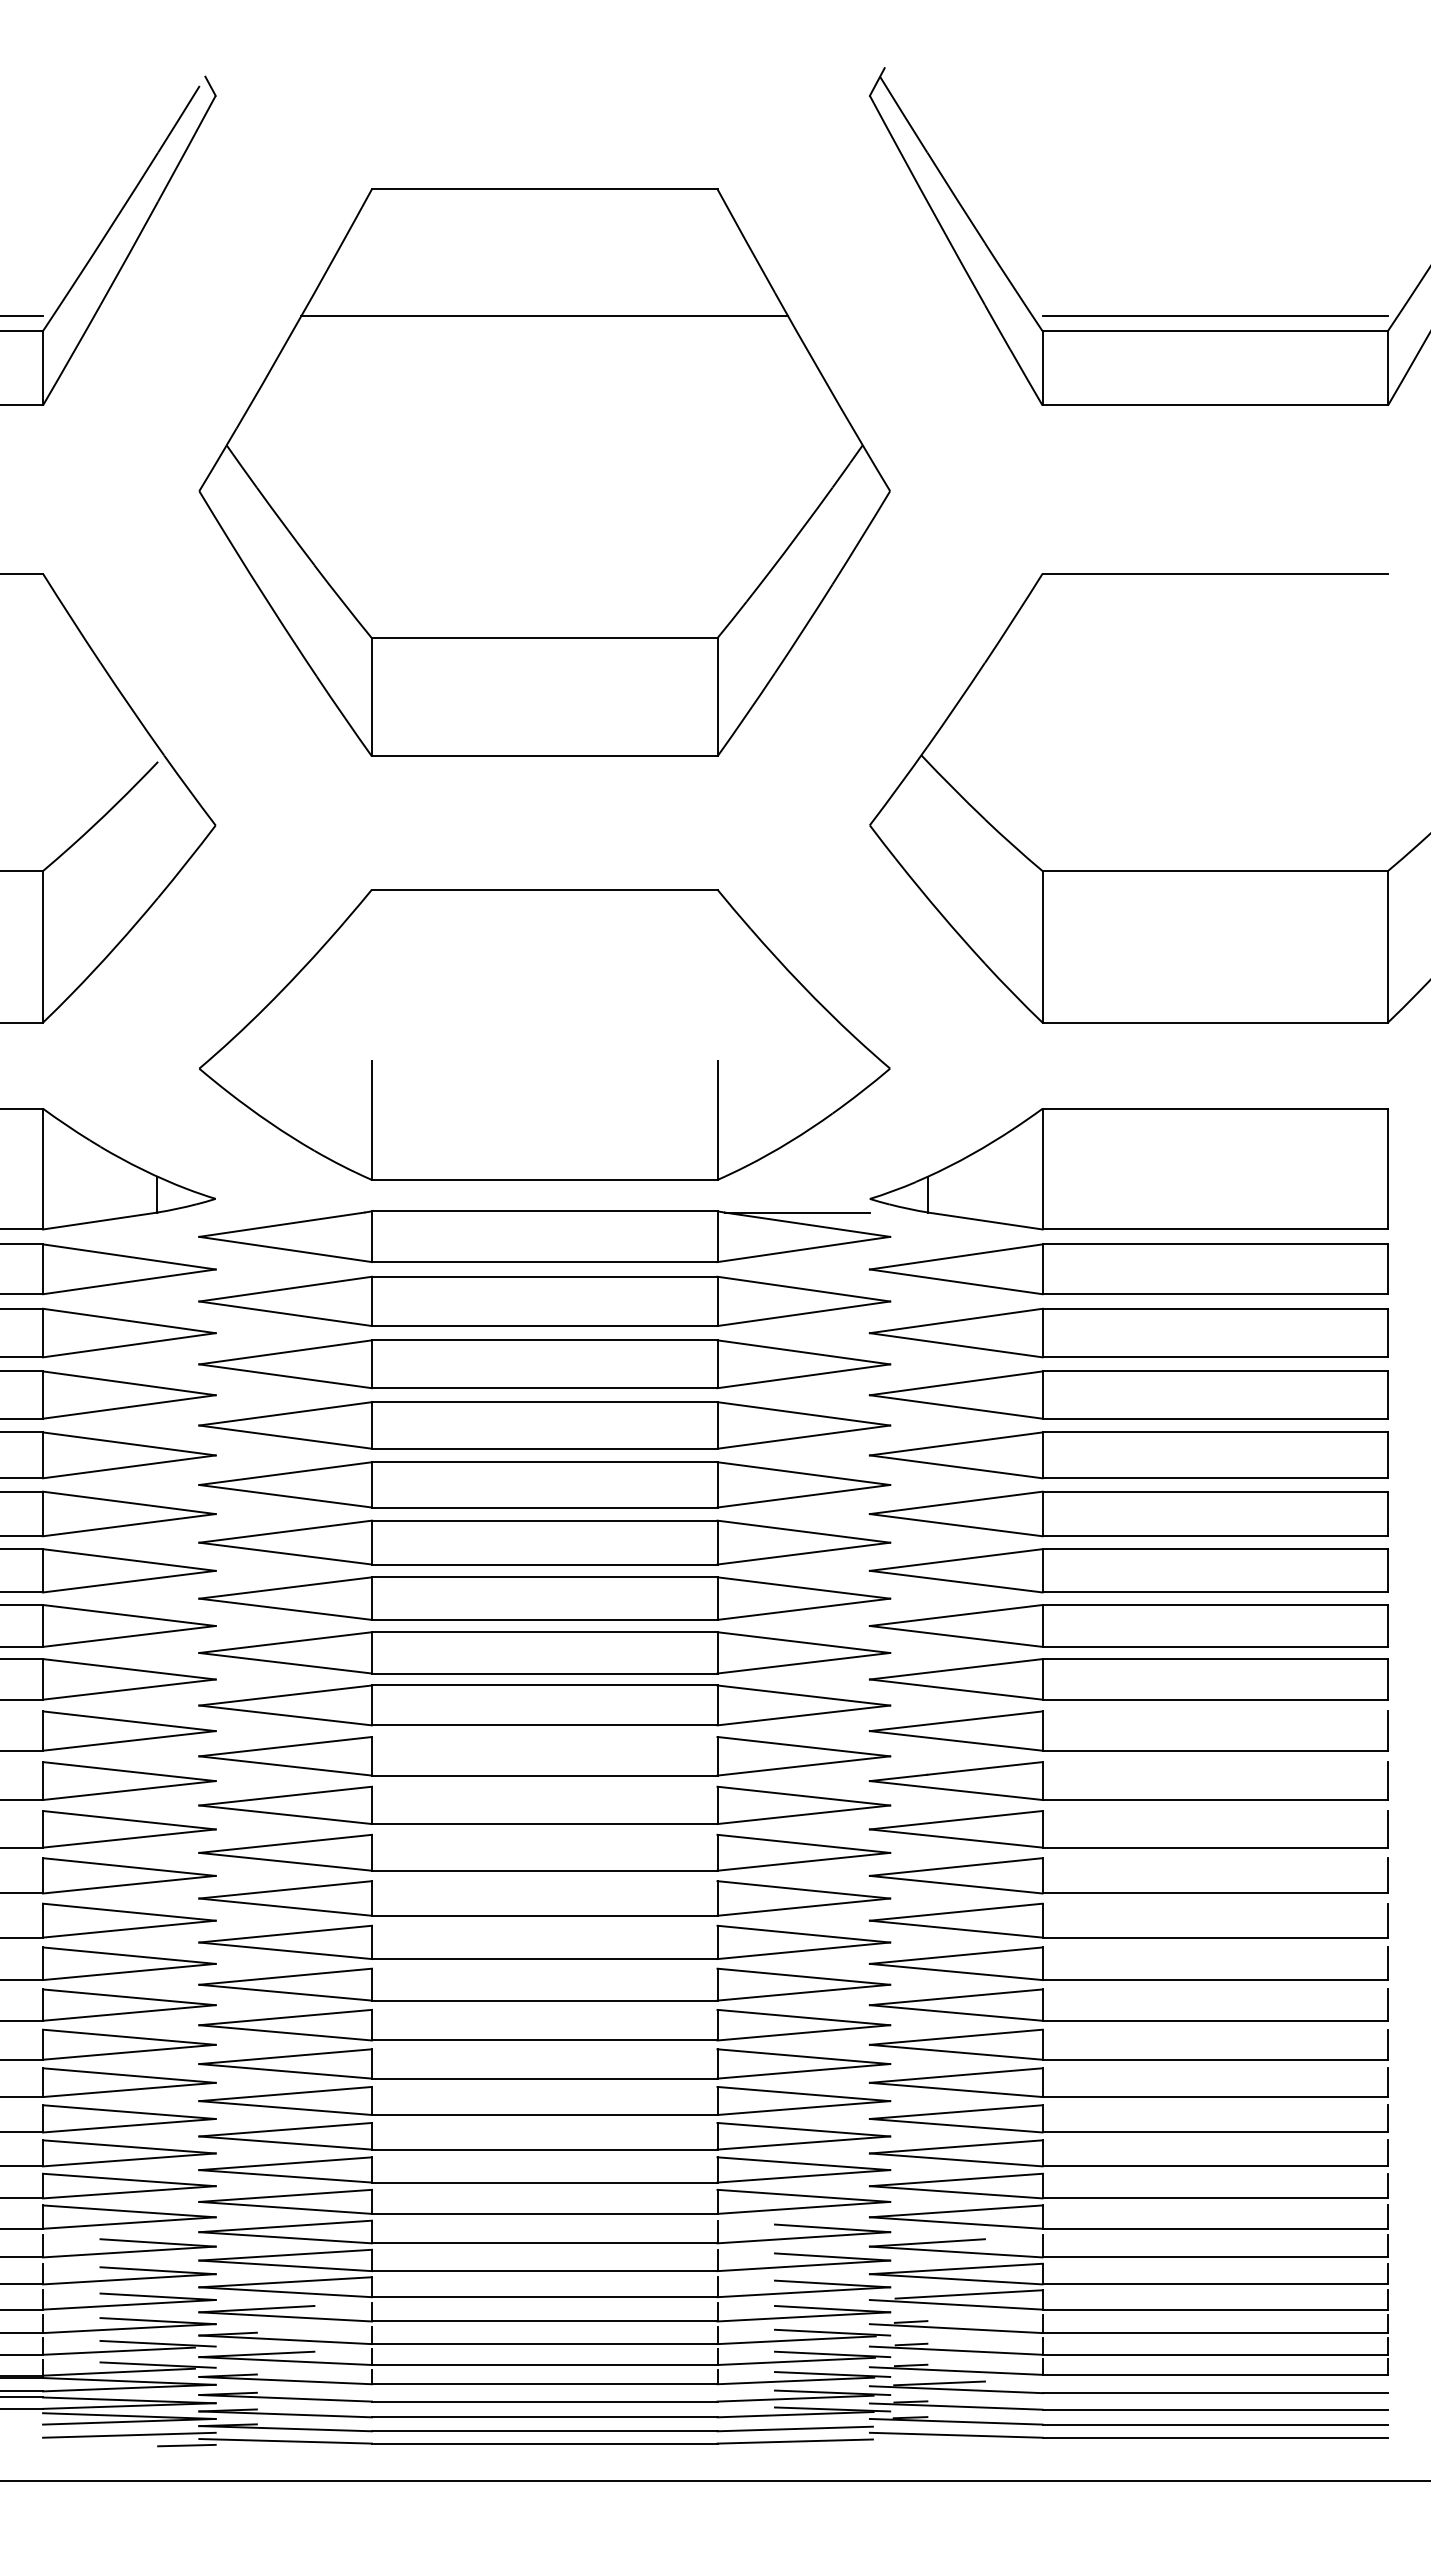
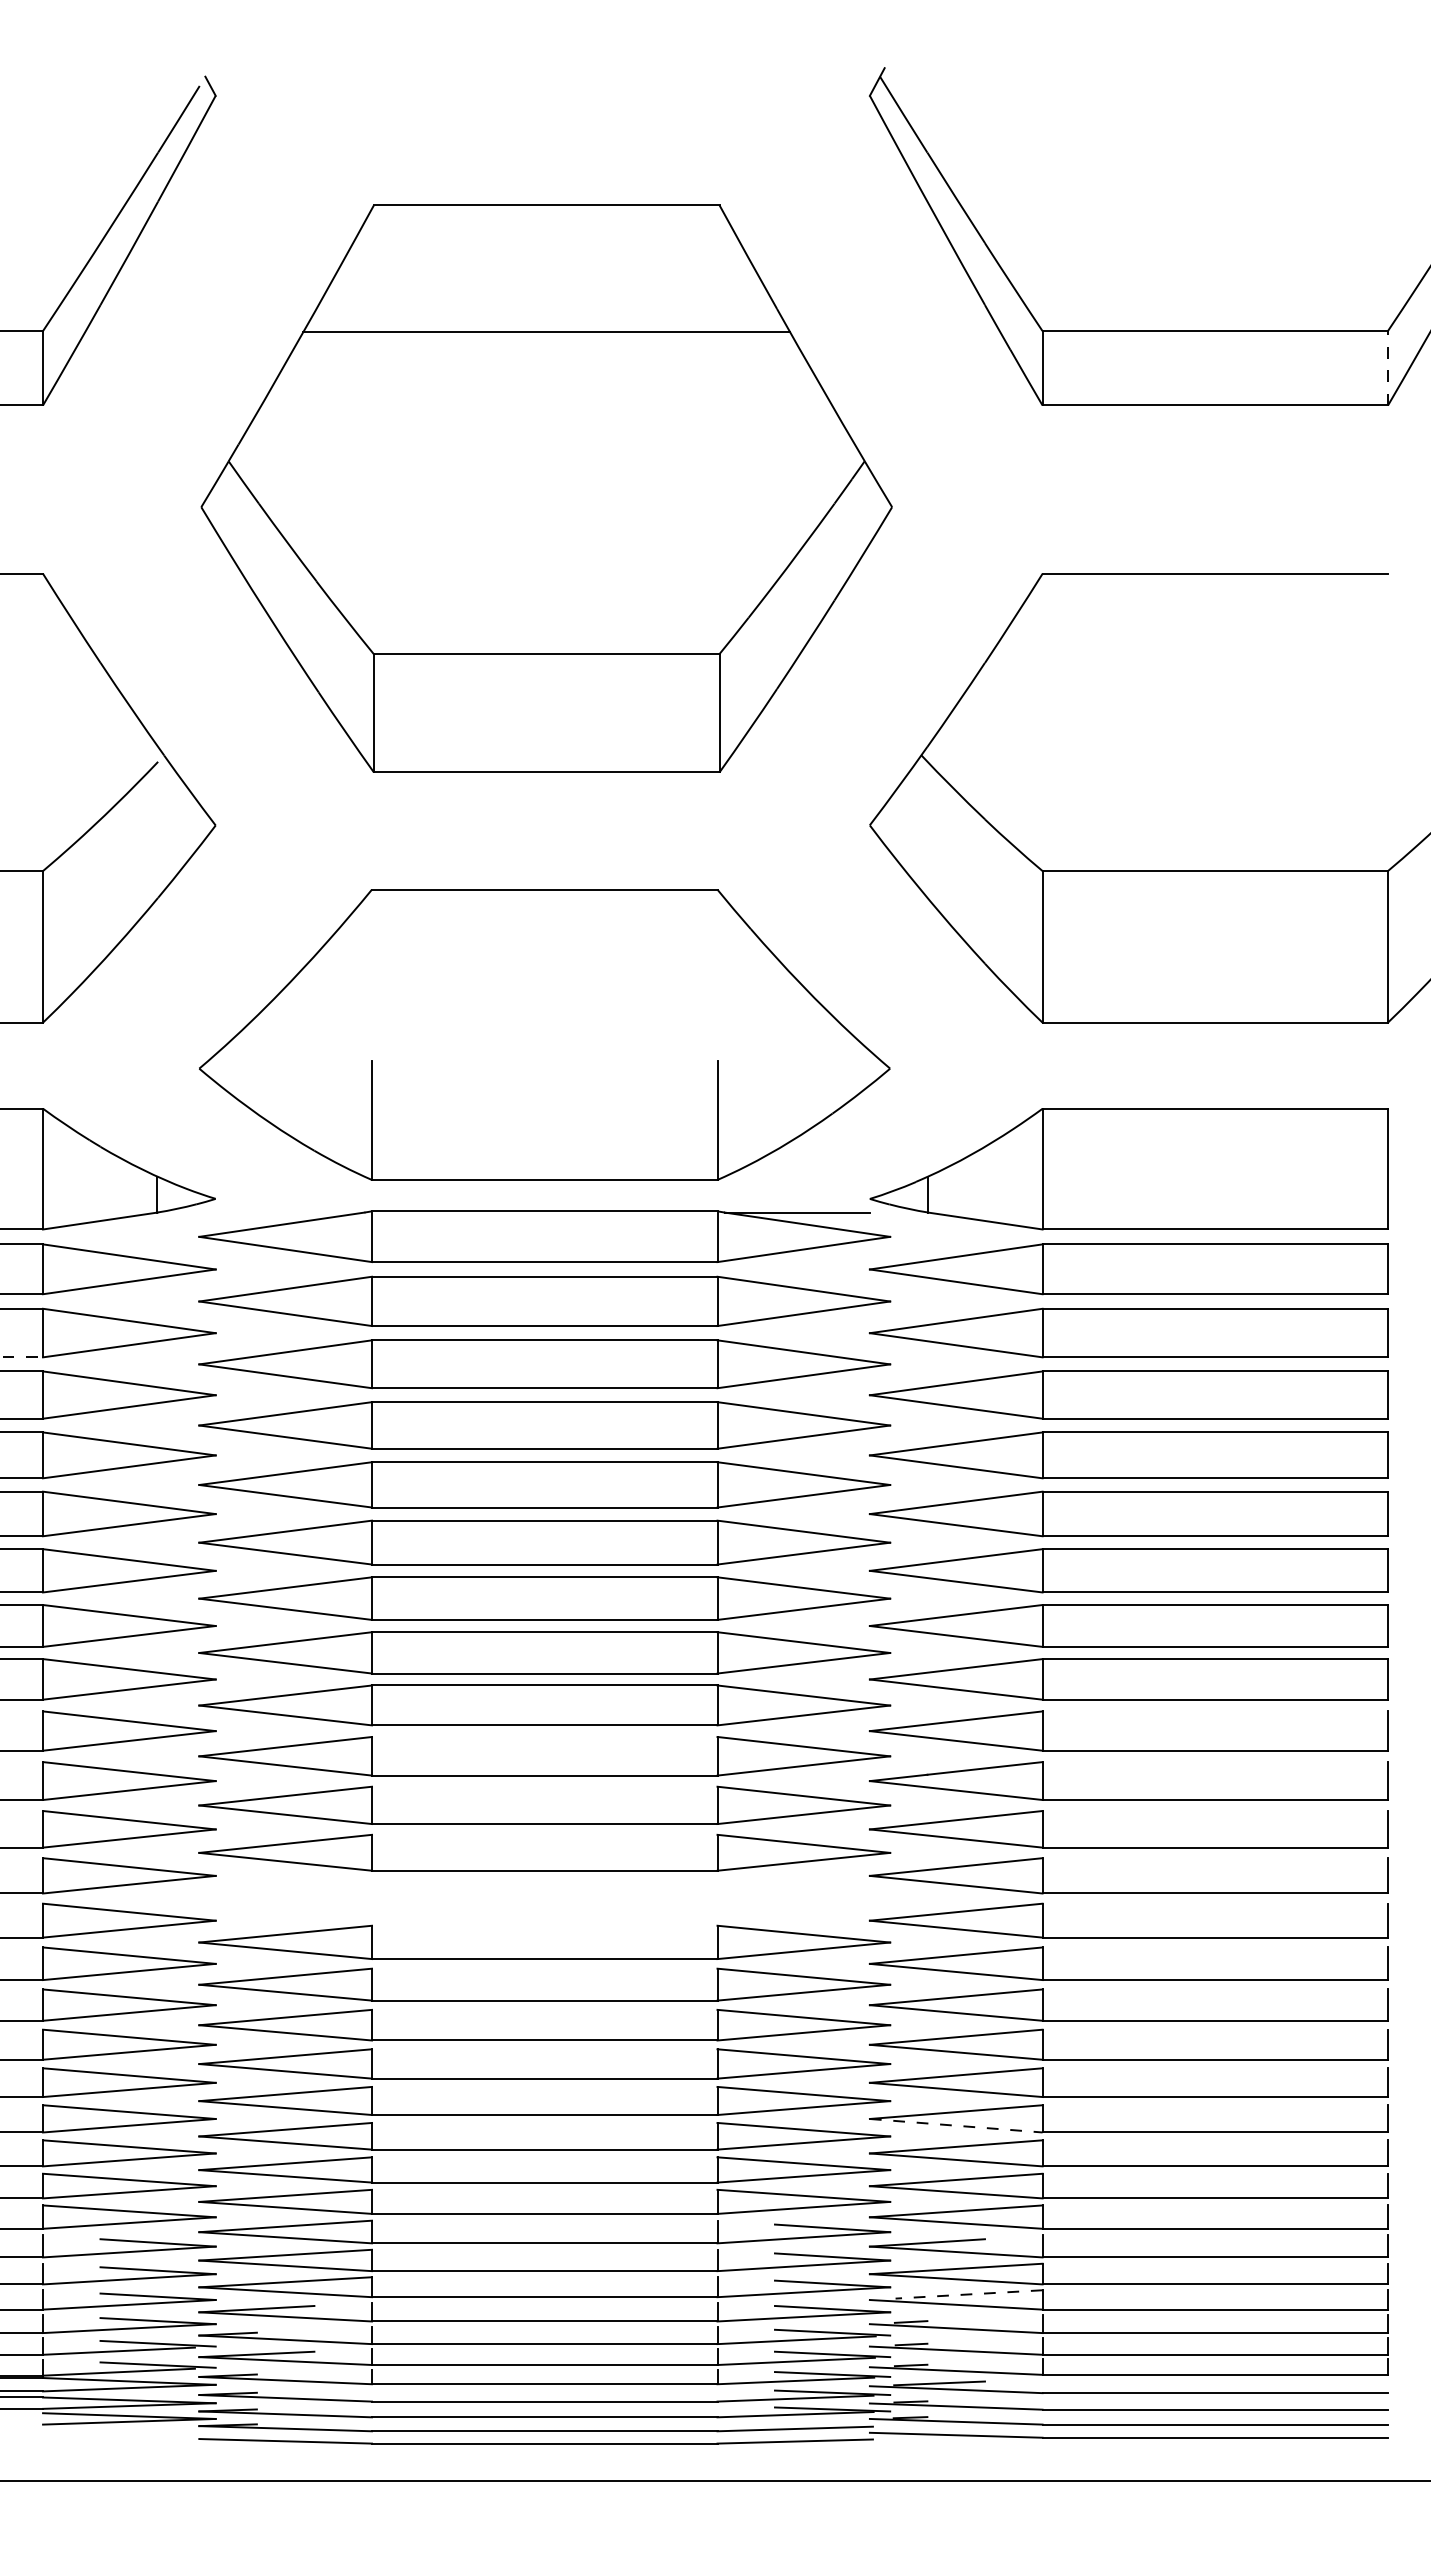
line: present -> none (22, 316)
line: present -> none (1214, 316)
line: solid -> dashed (1387, 367)
part position: (544, 472) -> (546, 488) (546, 488)
line: solid -> dashed (22, 1357)
part: present -> none (544, 1915)
line: solid -> dashed (956, 2125)
line: solid -> dashed (969, 2294)
line: present -> none (129, 2434)
line: present -> none (186, 2445)
